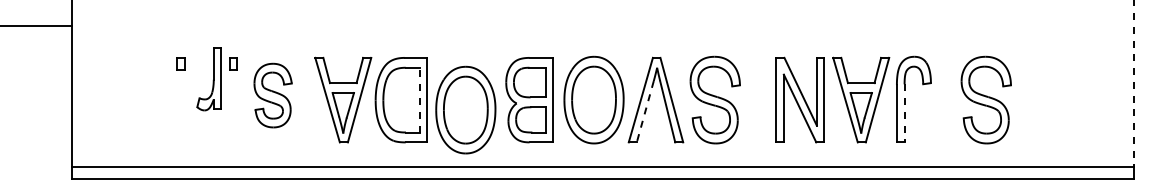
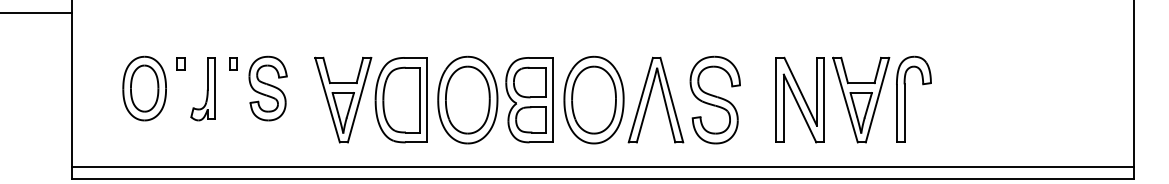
line position: (36, 26) -> (36, 13) (36, 13)
part position: (208, 79) -> (202, 89) (202, 89)
line: dashed -> solid (1133, 83)
part: none -> present (144, 88)
part position: (272, 95) -> (267, 88) (267, 88)
line: dashed -> solid (419, 99)
part: present -> none (985, 99)
part position: (465, 109) -> (467, 99) (467, 99)
line: dashed -> solid (645, 111)
line: dashed -> solid (904, 113)
